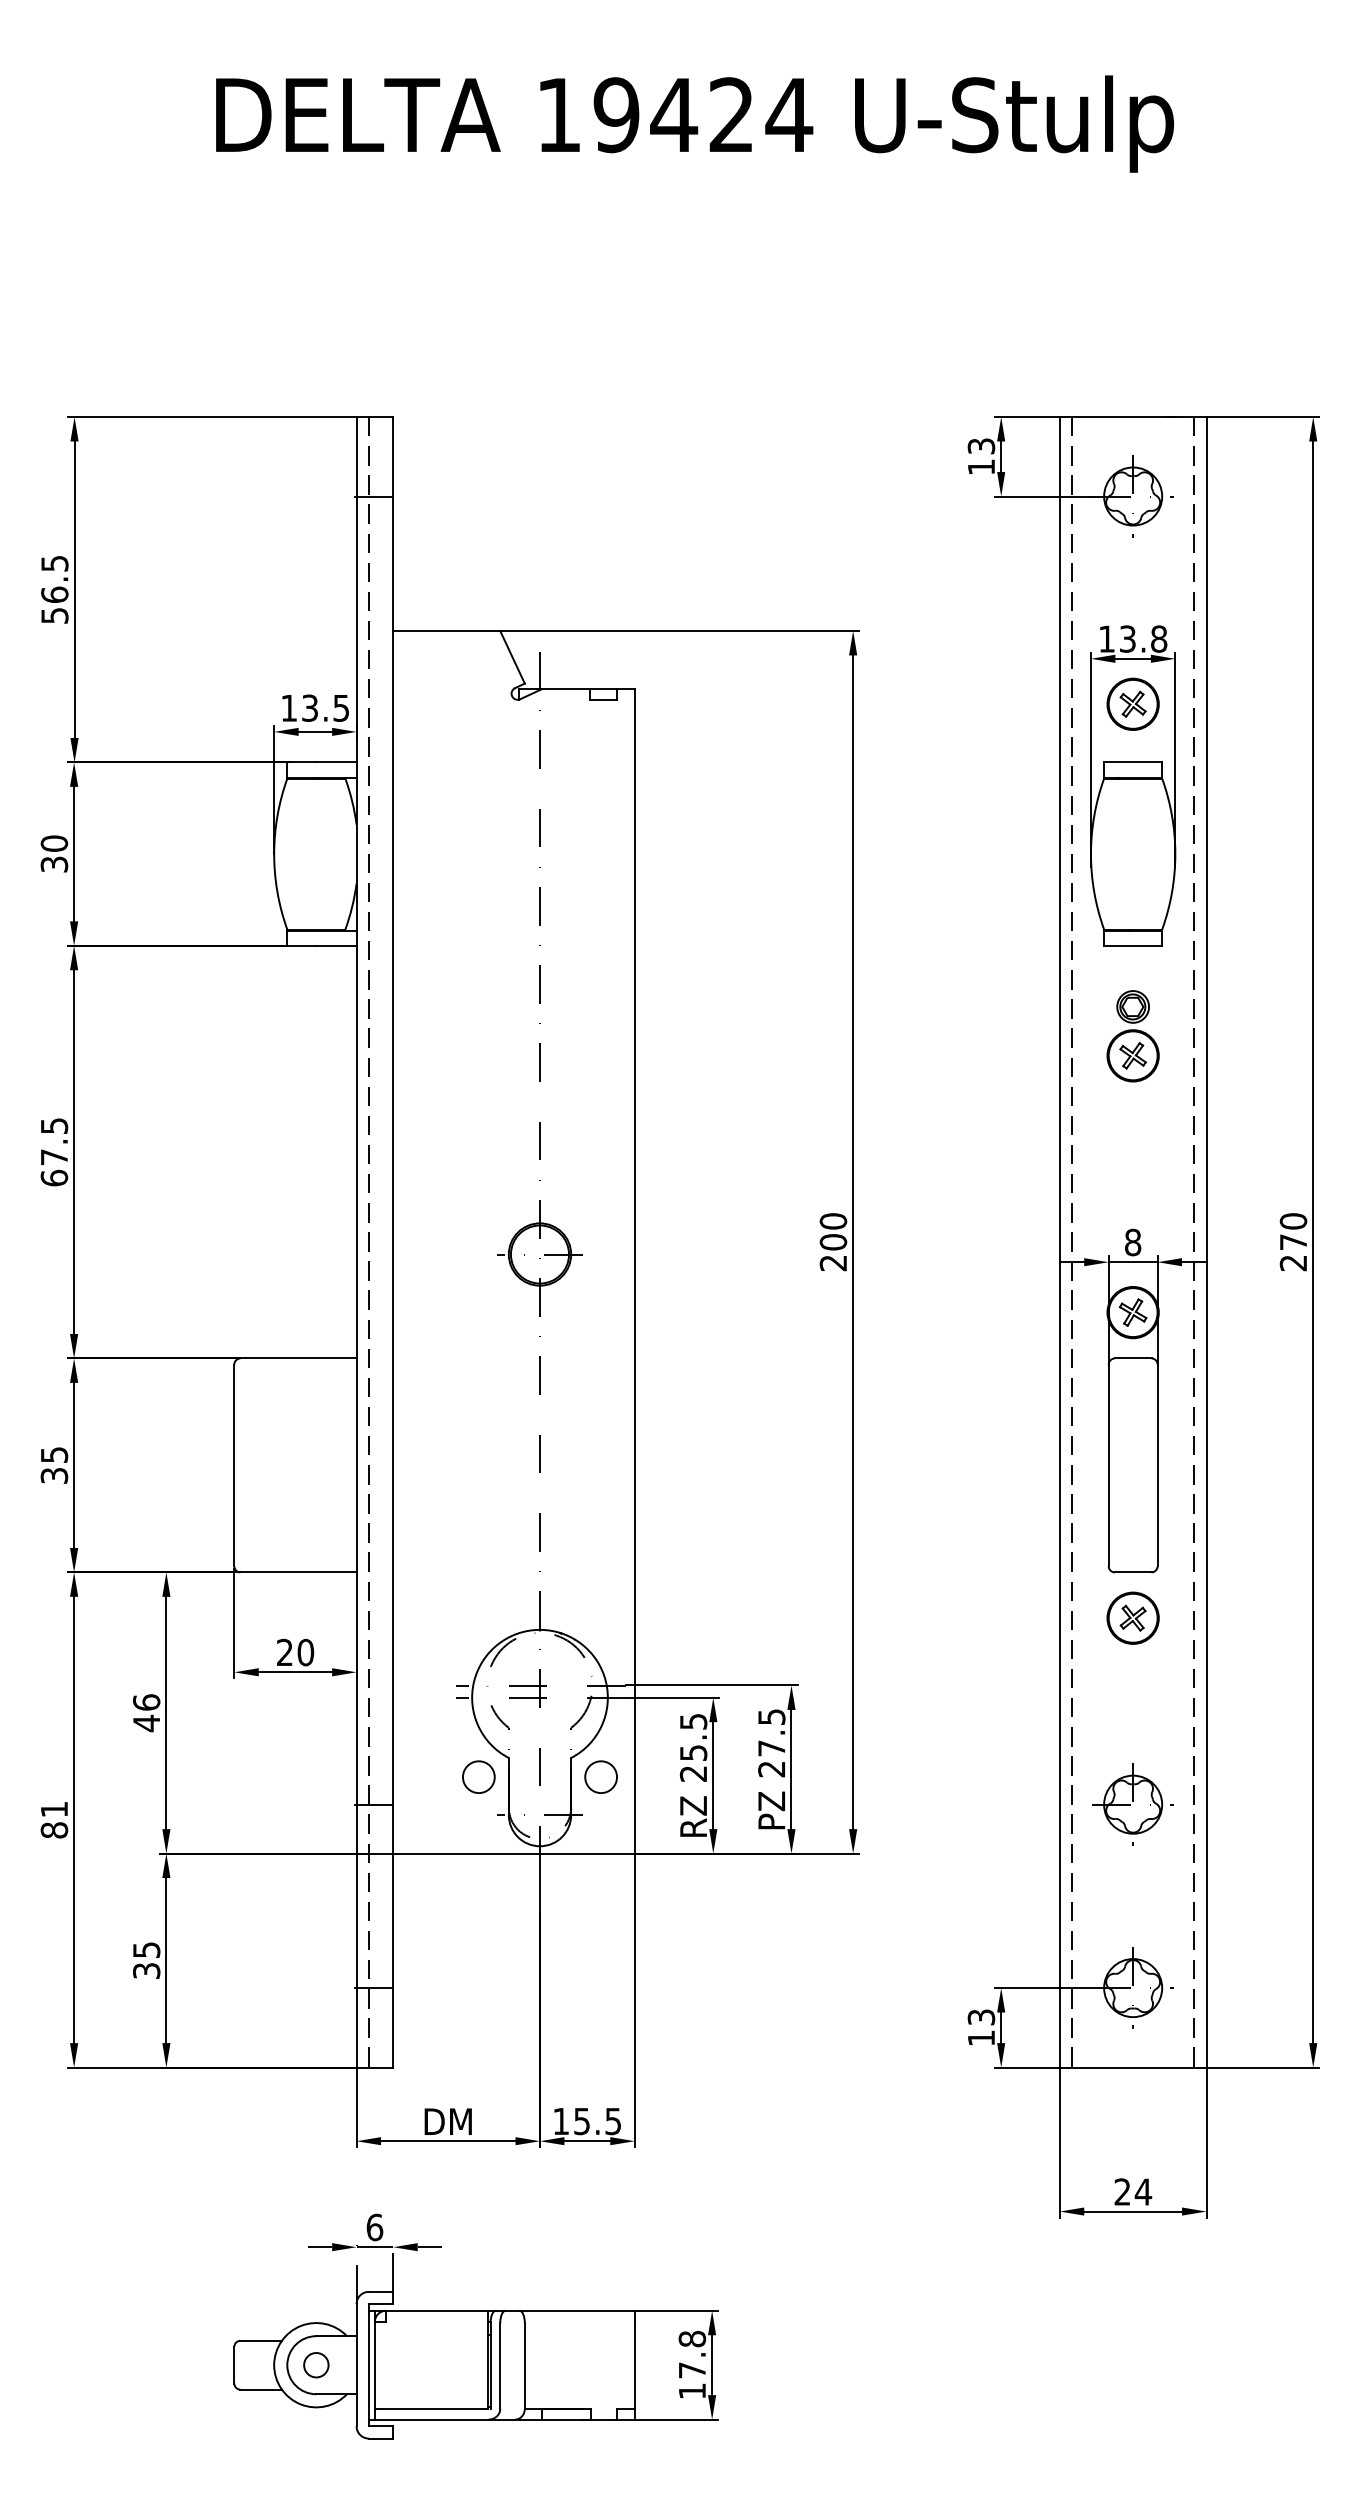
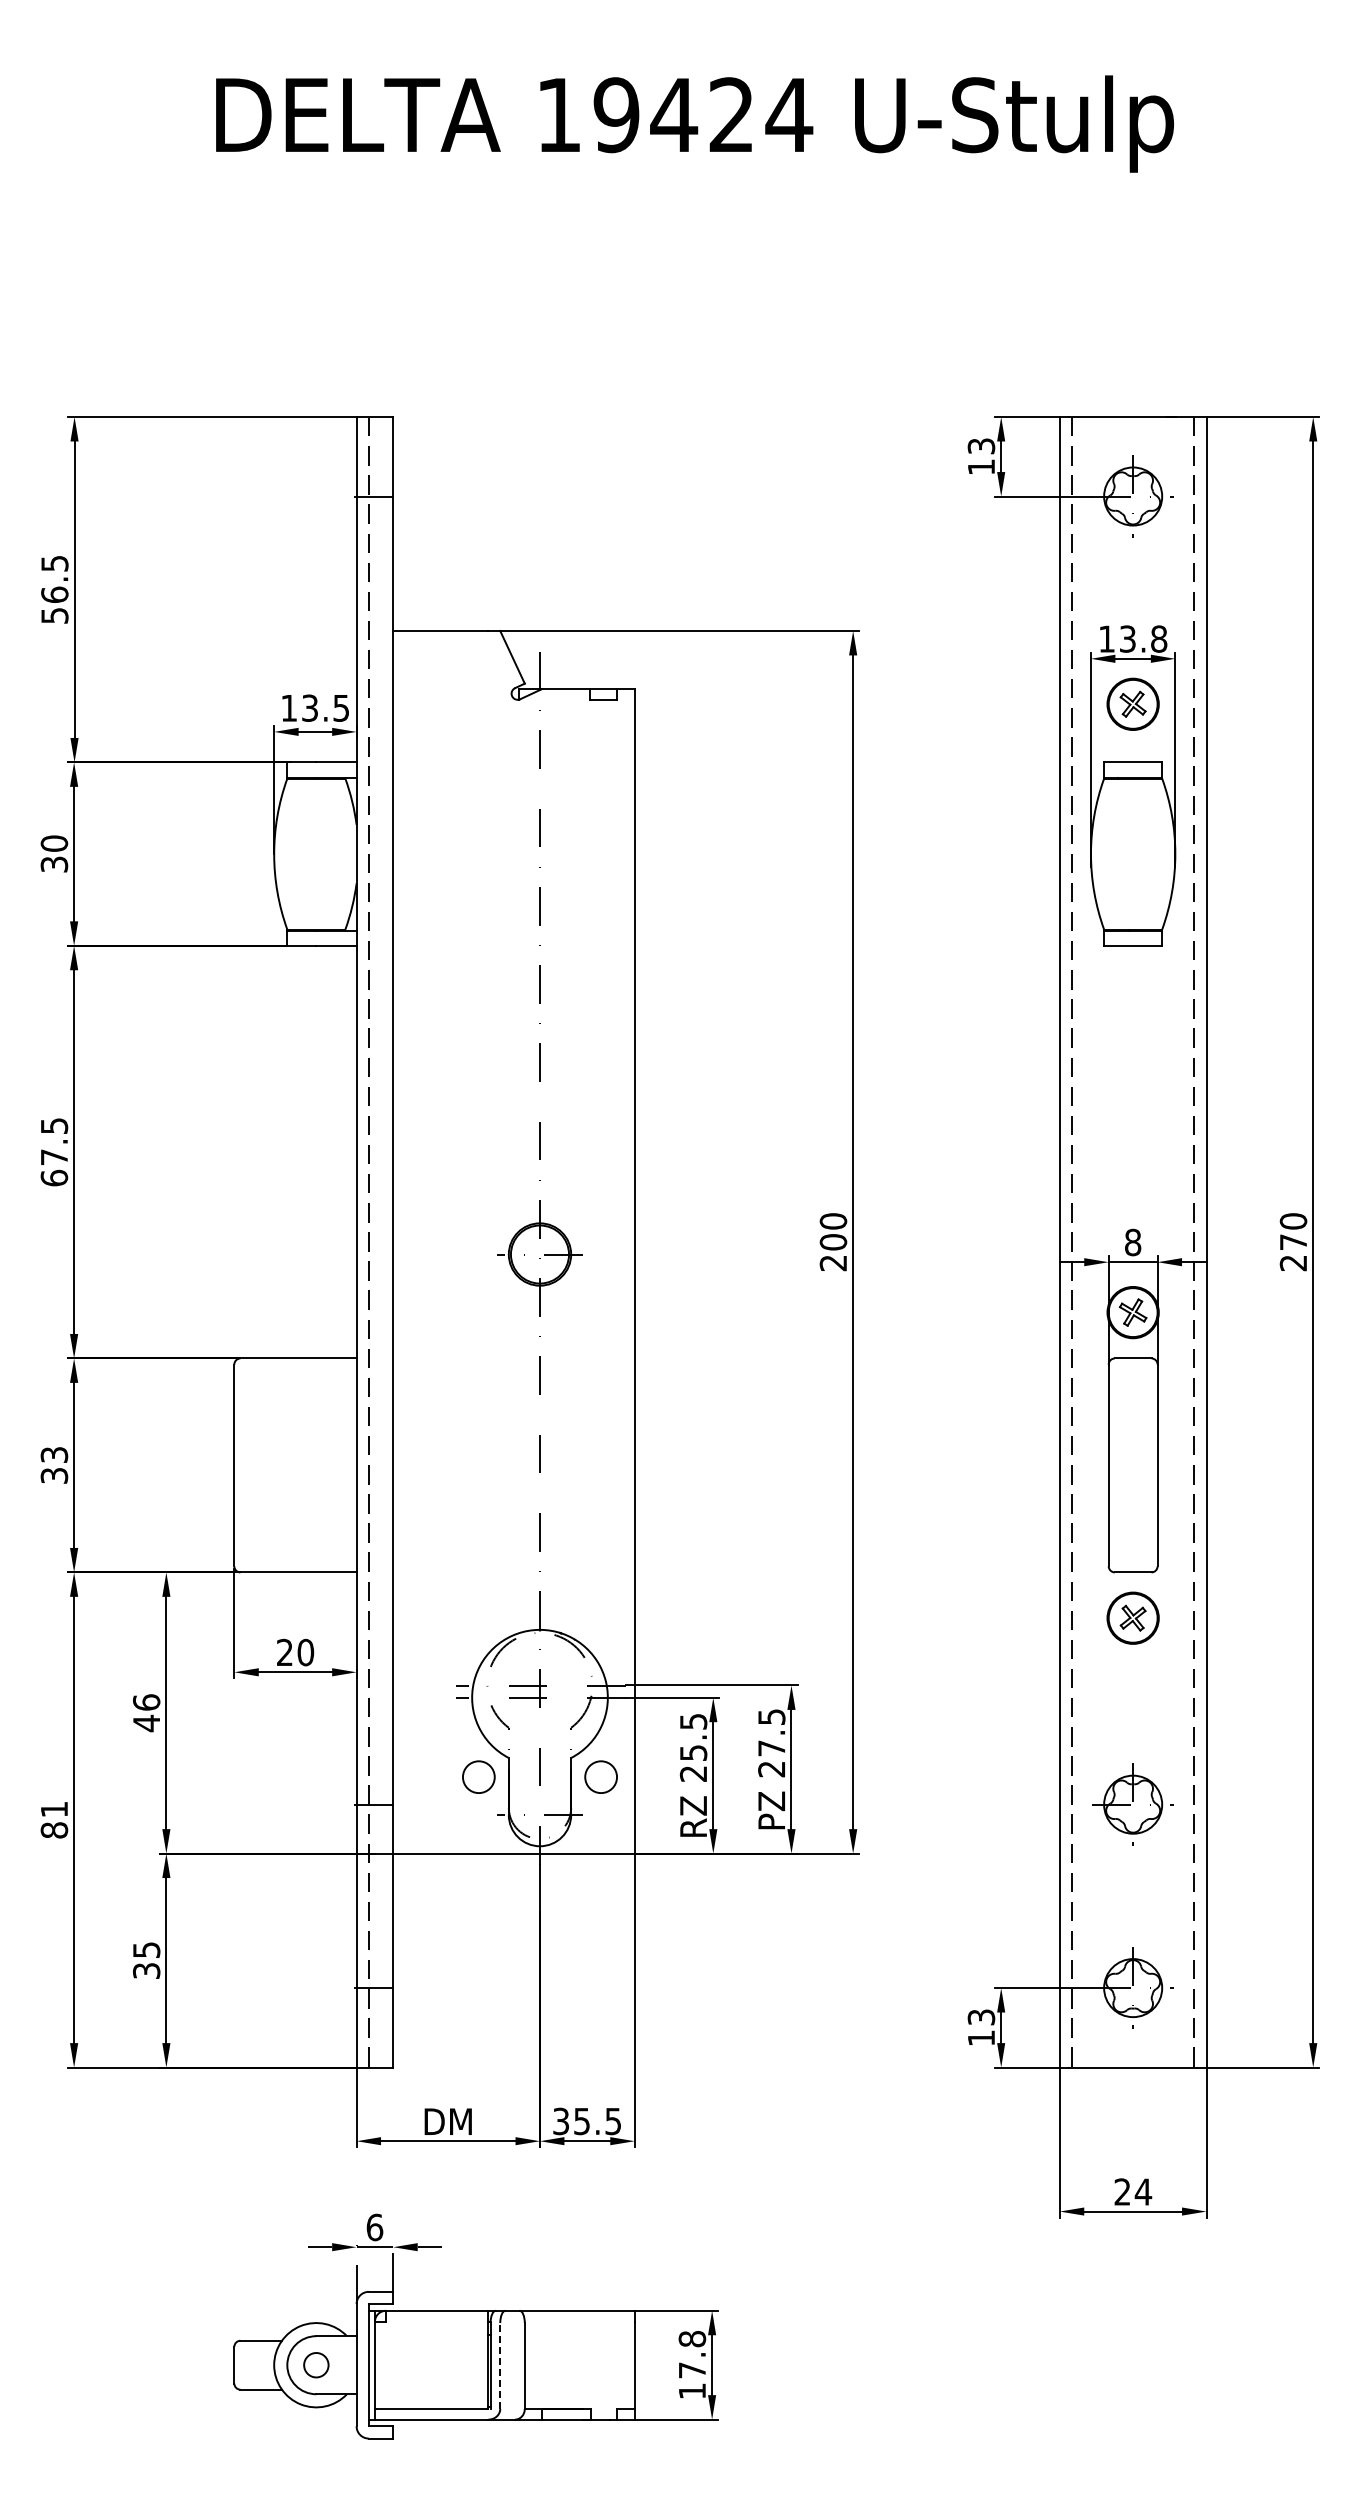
part: present -> none (1132, 1036)
text: 35 -> 33 (53, 1454)
text: 15.5 -> 35.5 (560, 2121)
line: solid -> dashed (500, 2365)
